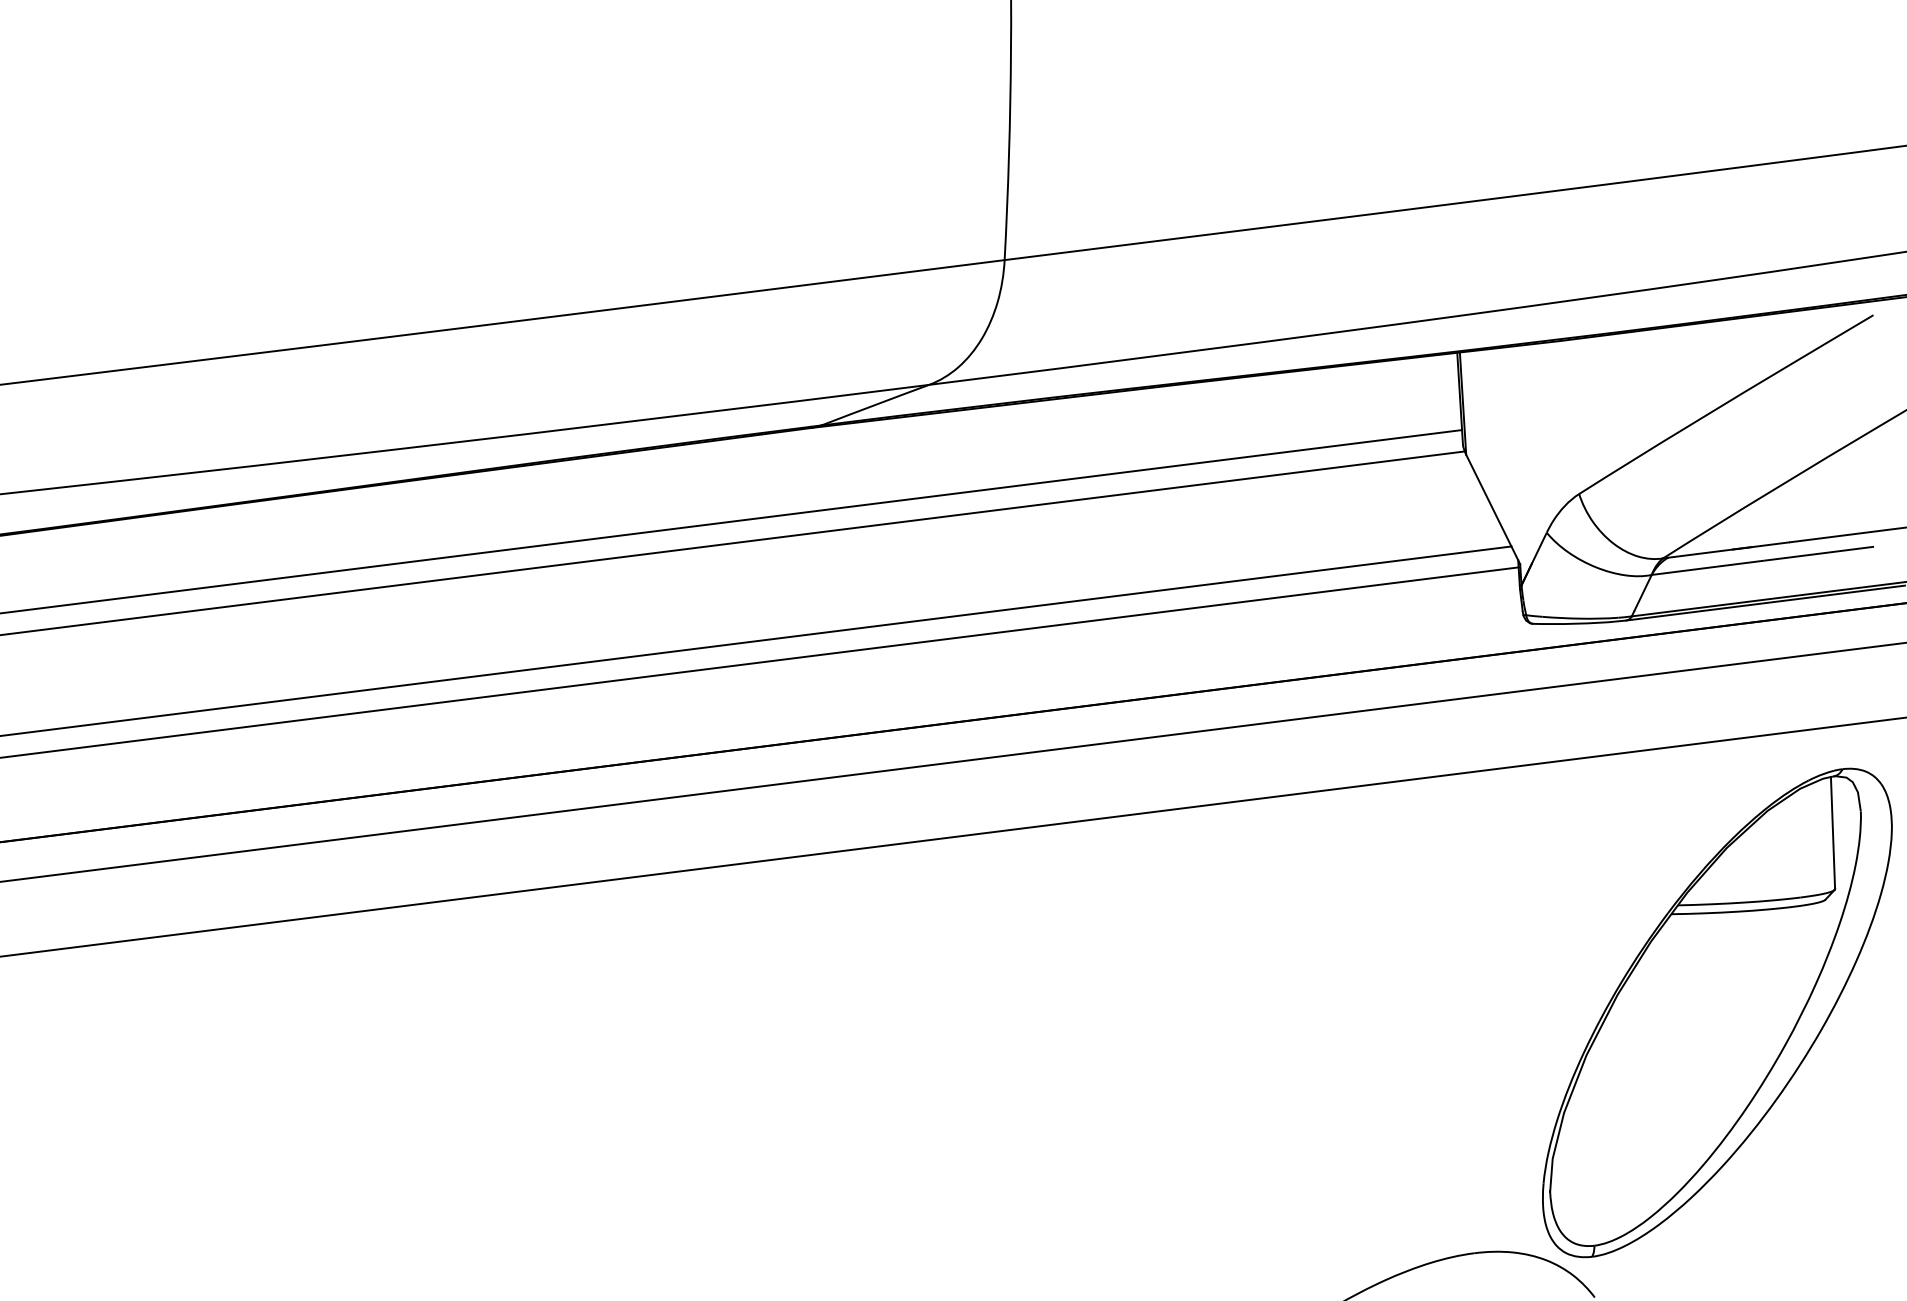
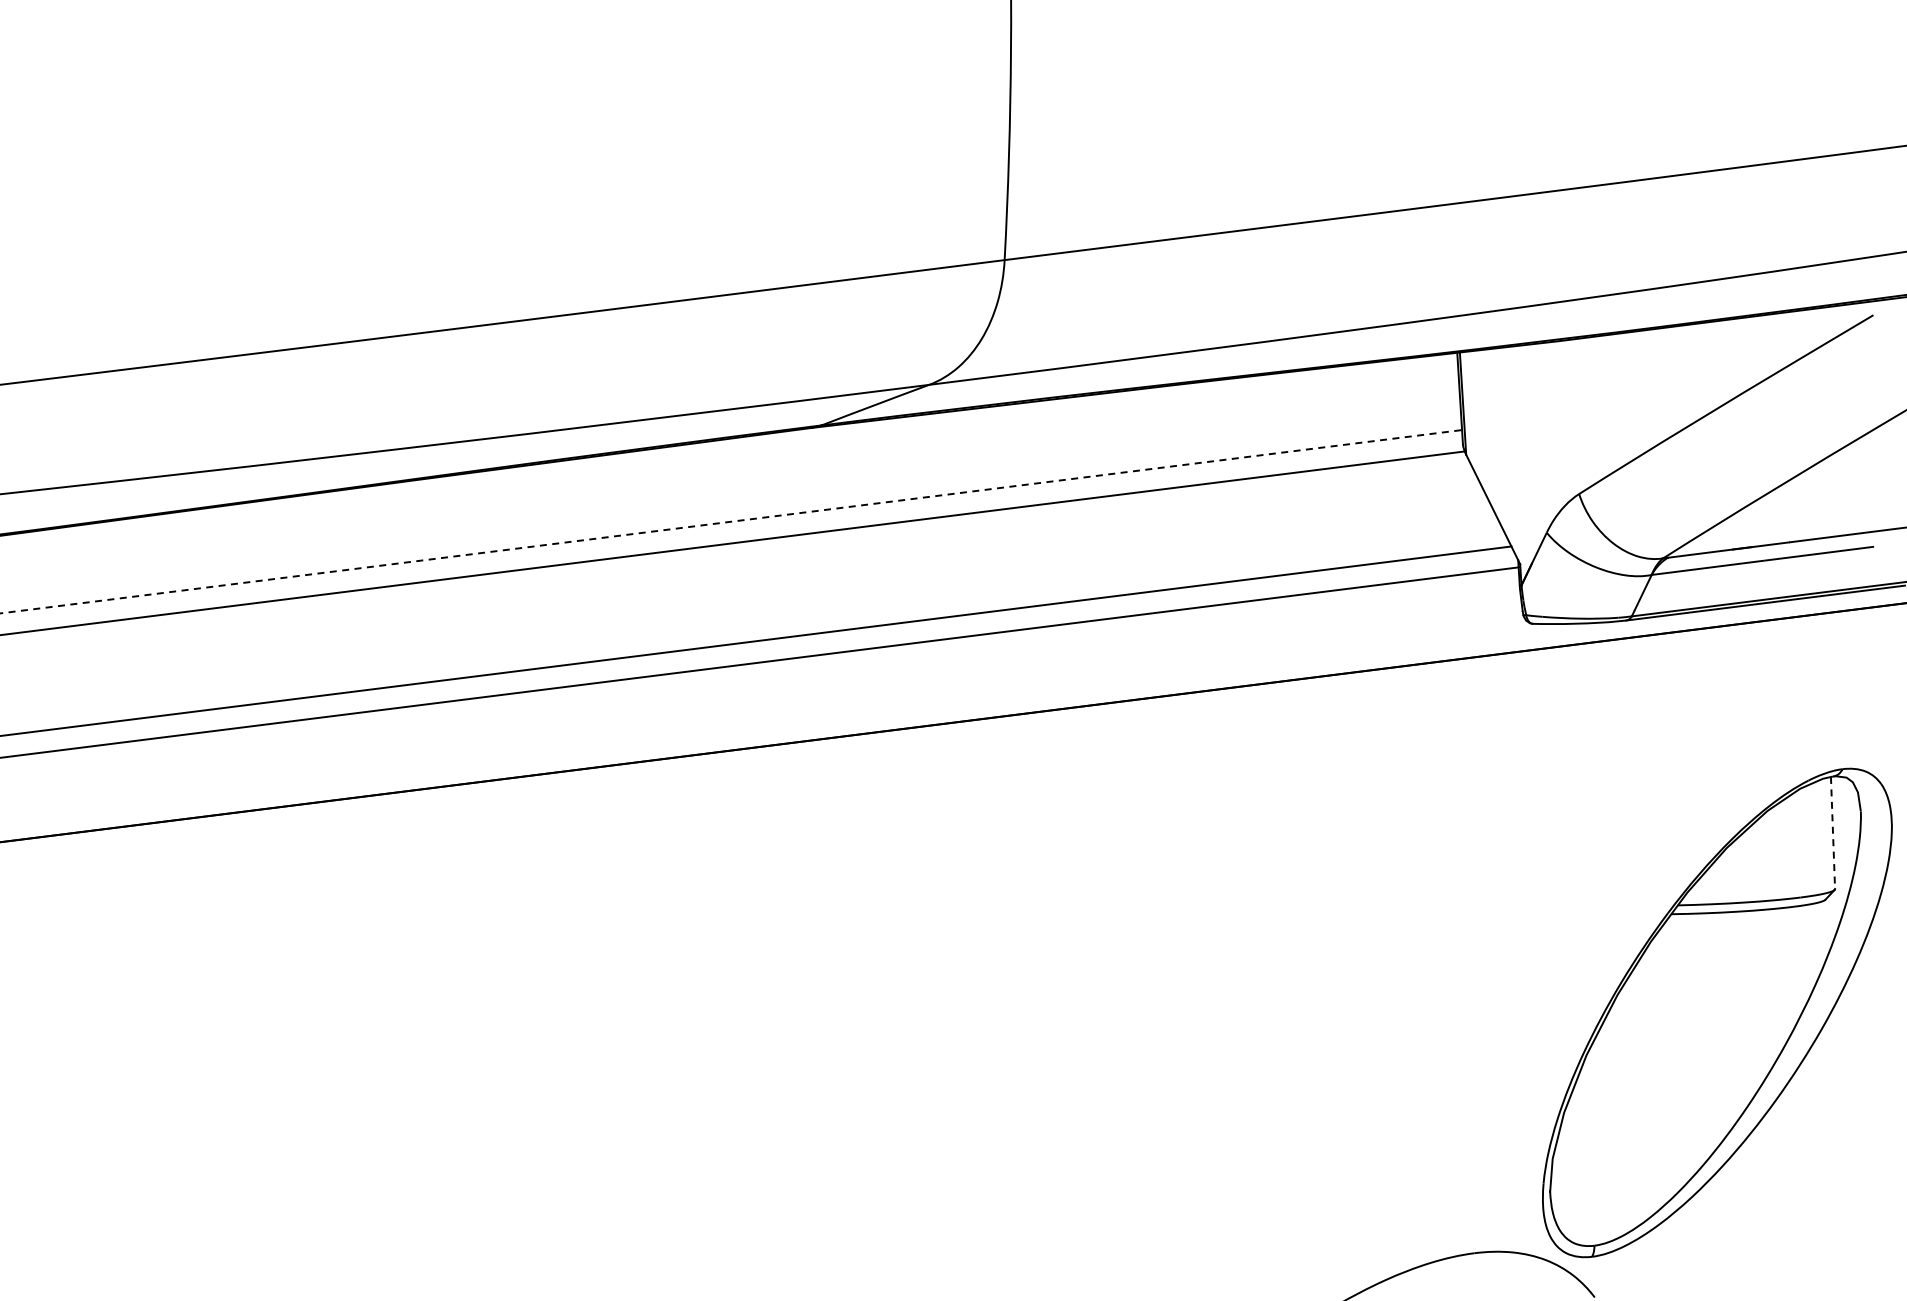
line: solid -> dashed (730, 521)
line: present -> none (952, 762)
line: solid -> dashed (1833, 833)
line: present -> none (952, 836)
